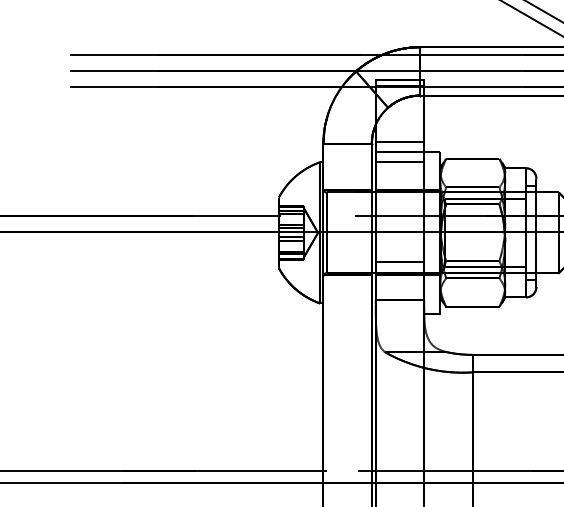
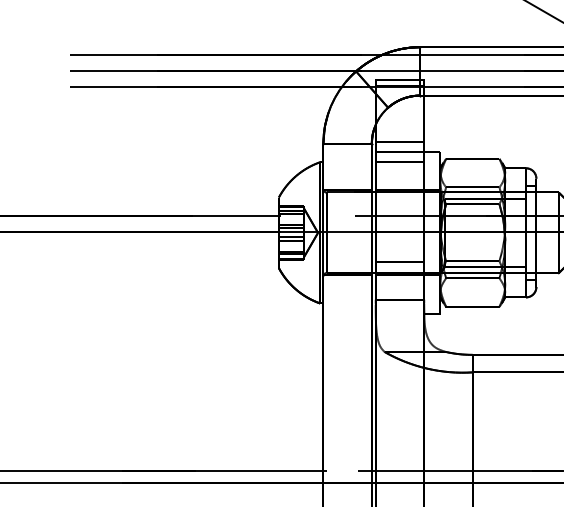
line: present -> none (531, 18)
